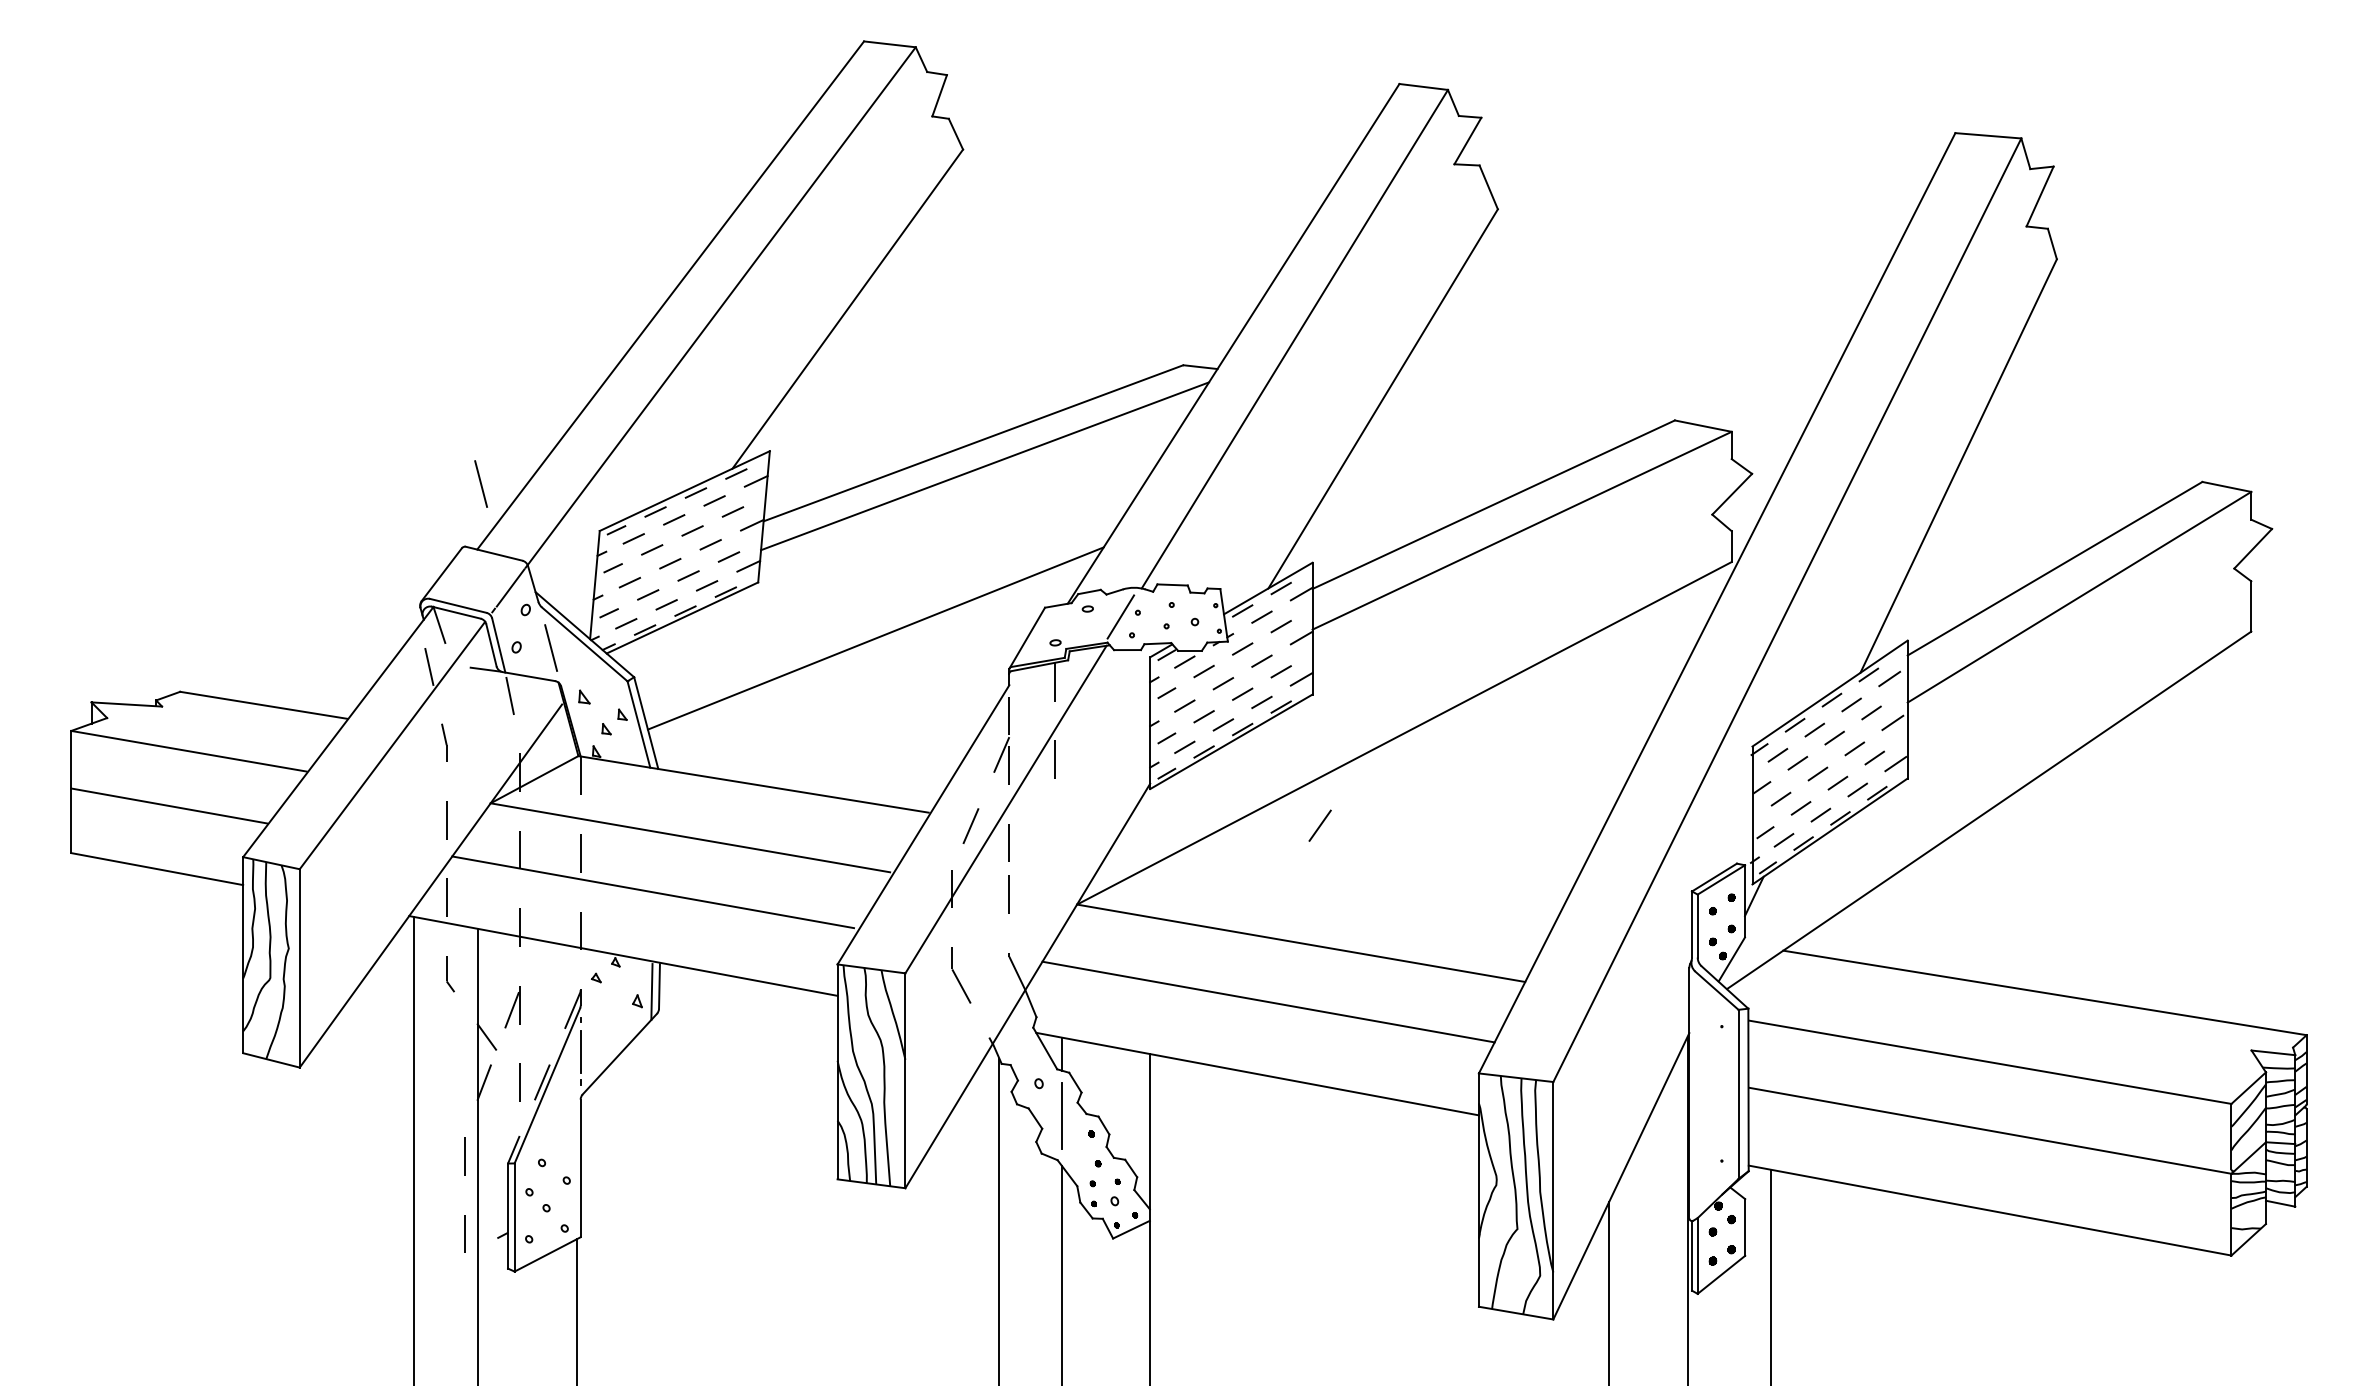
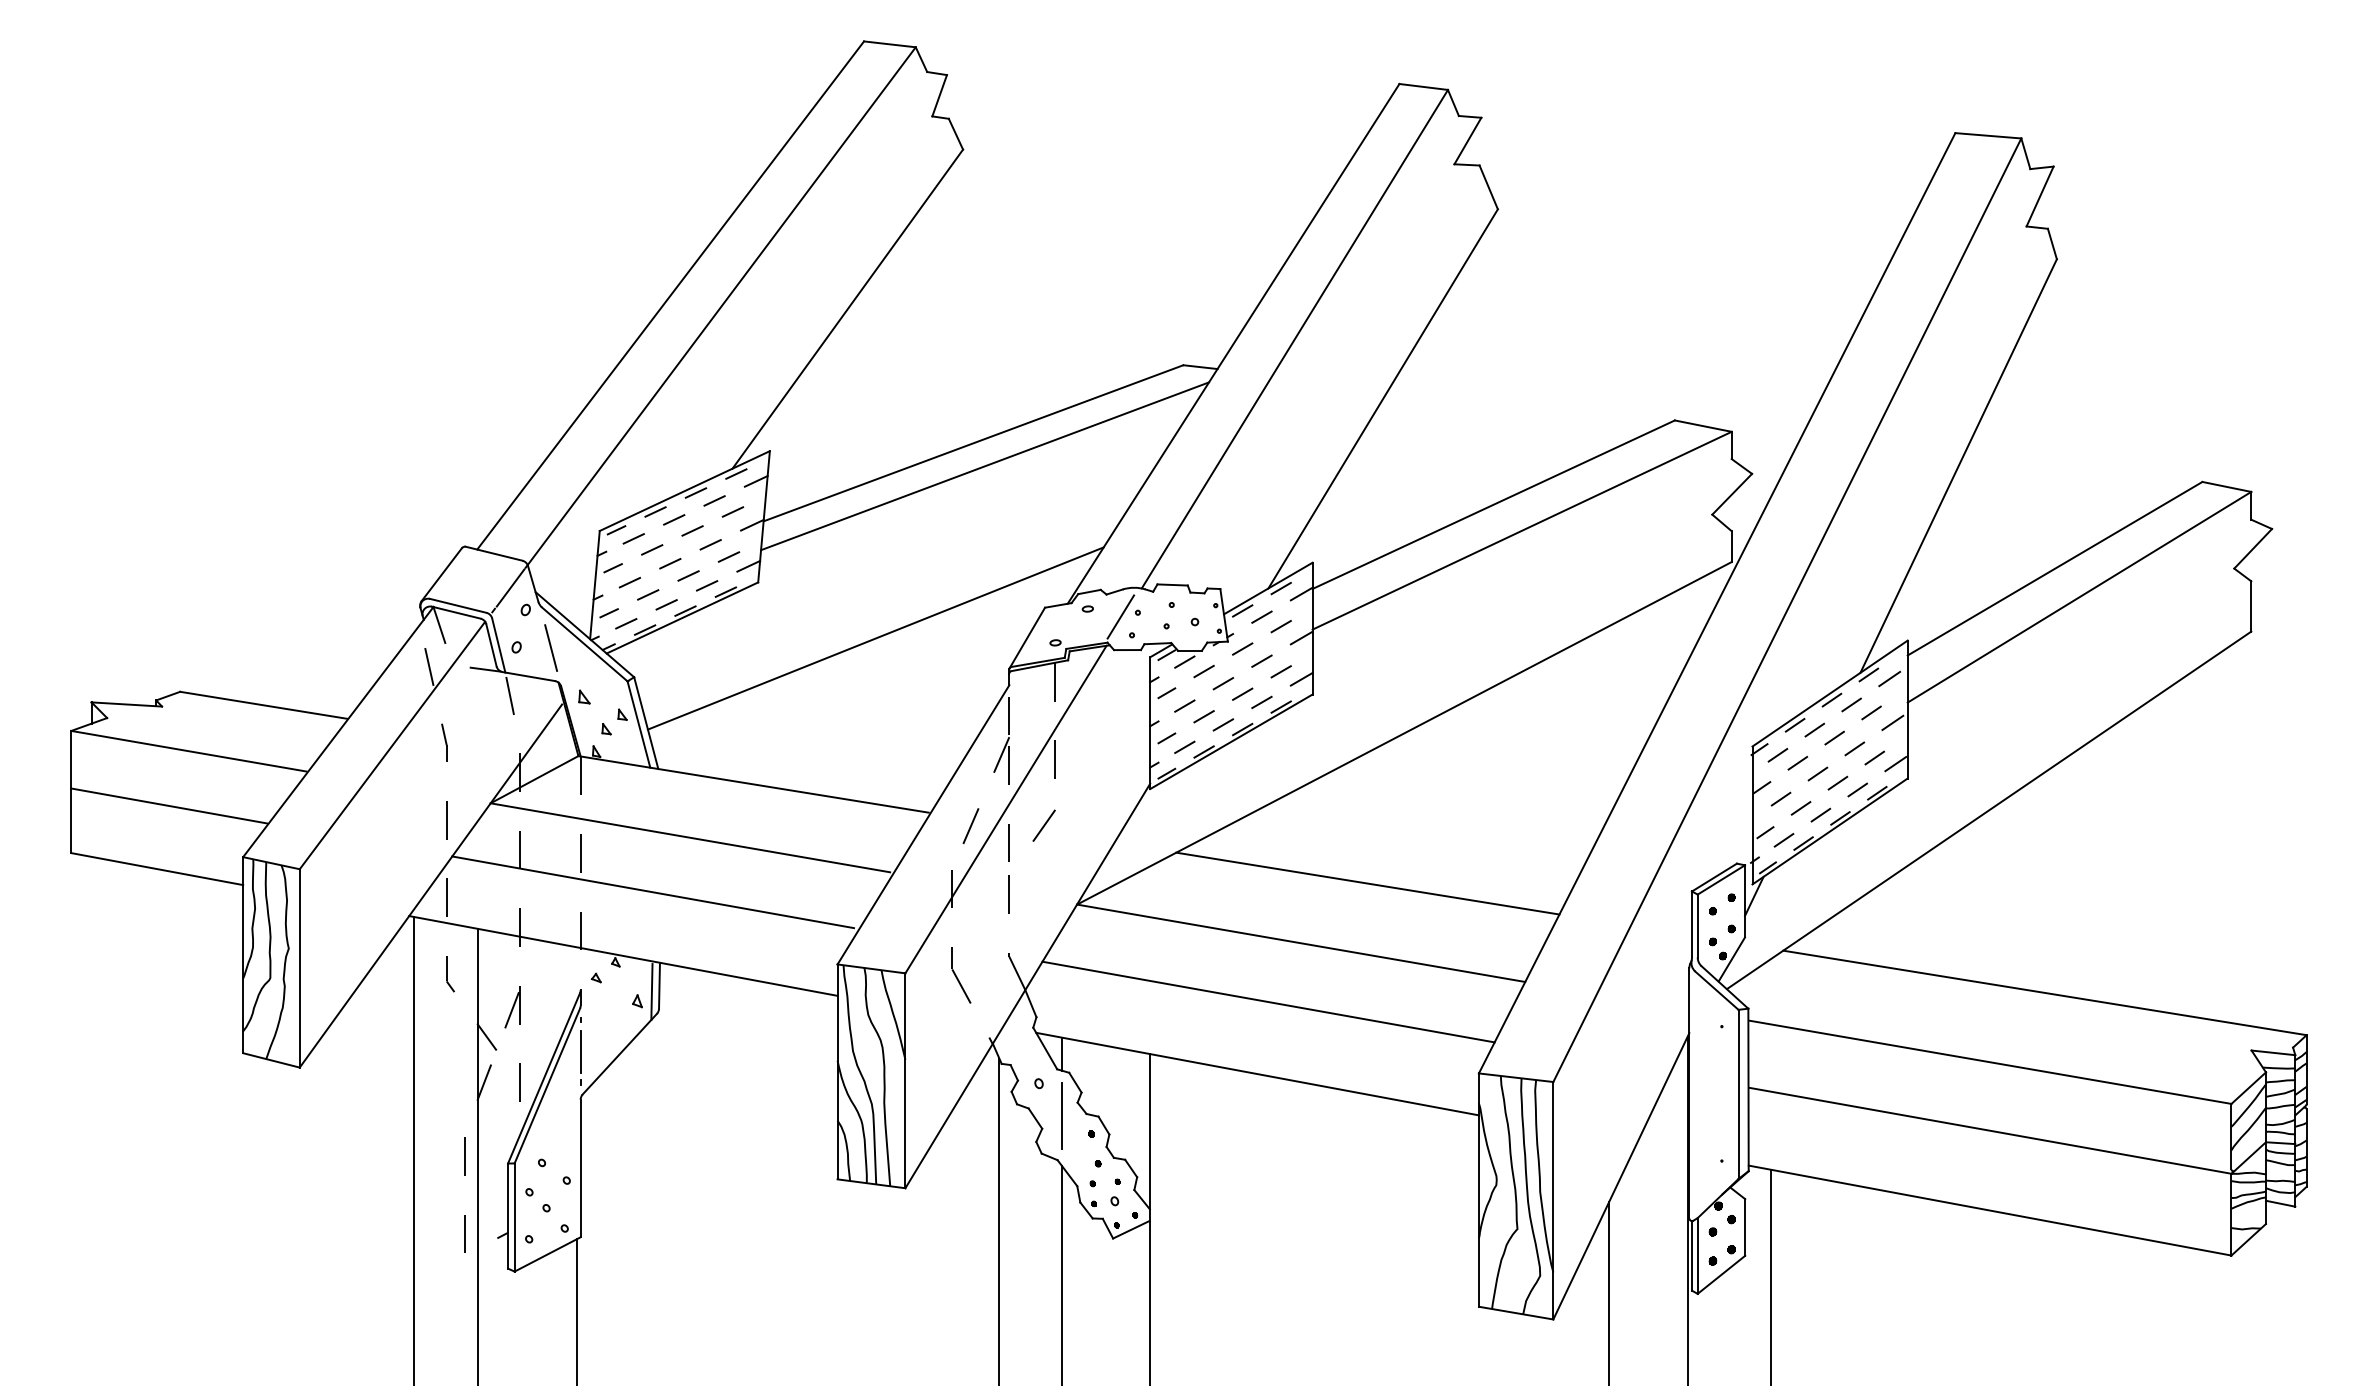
line: present -> none (480, 483)
line position: (1319, 825) -> (1043, 825) (1043, 825)
line: none -> present (1367, 883)
line: dashed -> solid (543, 1078)
